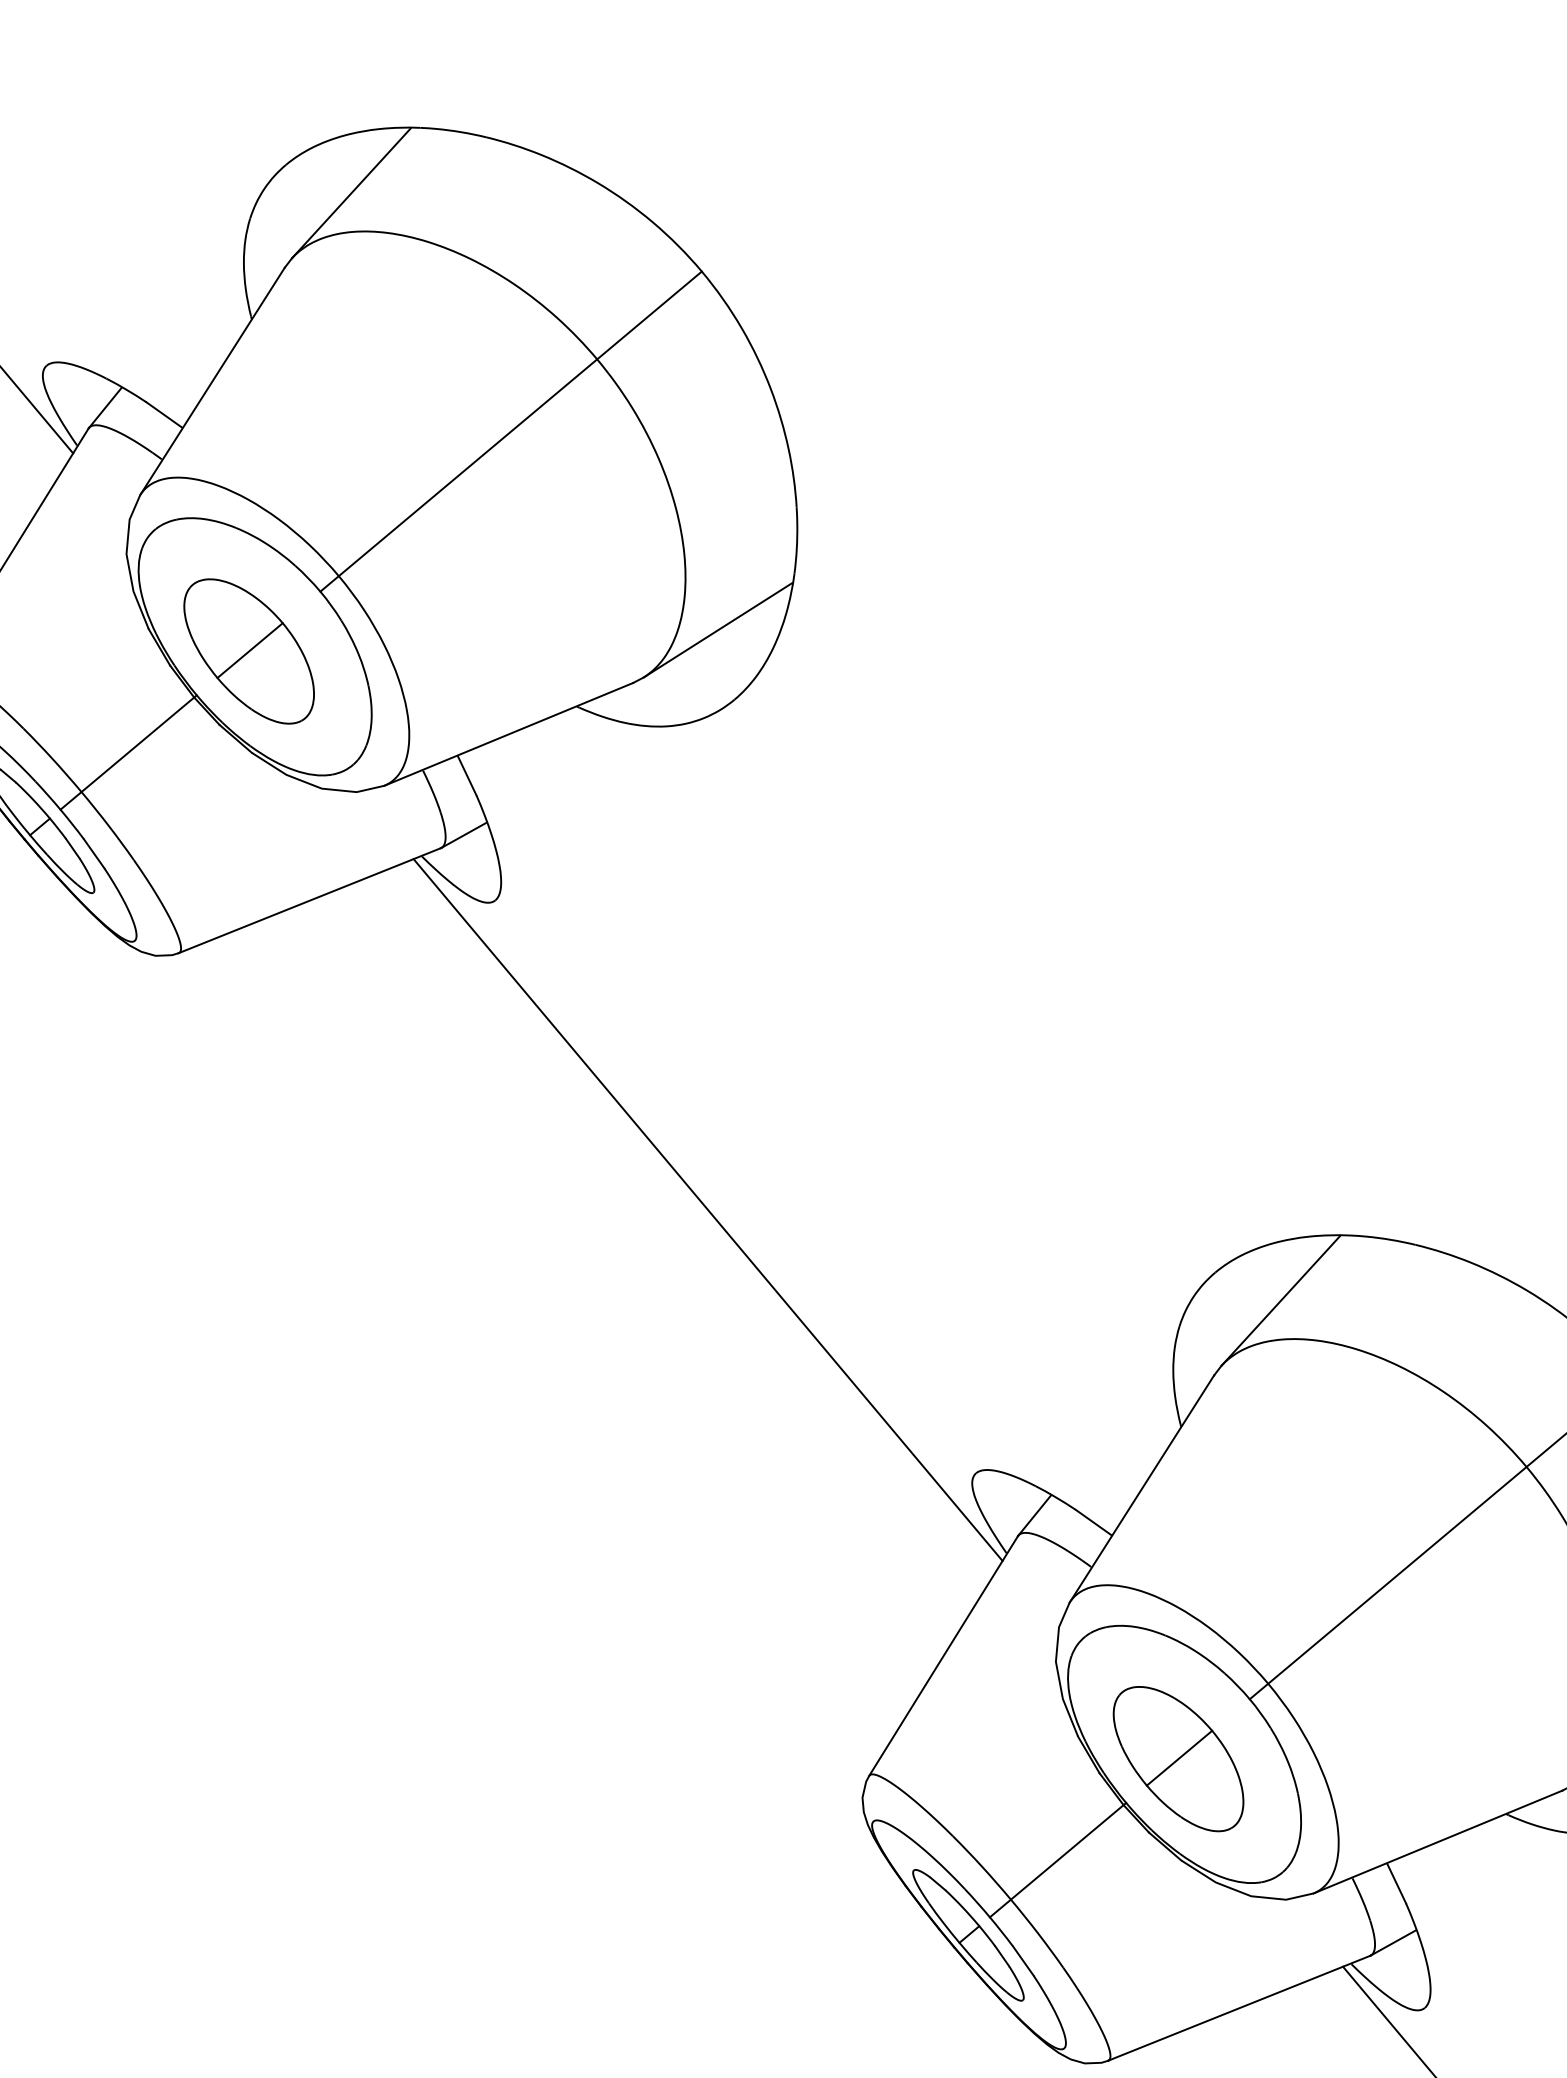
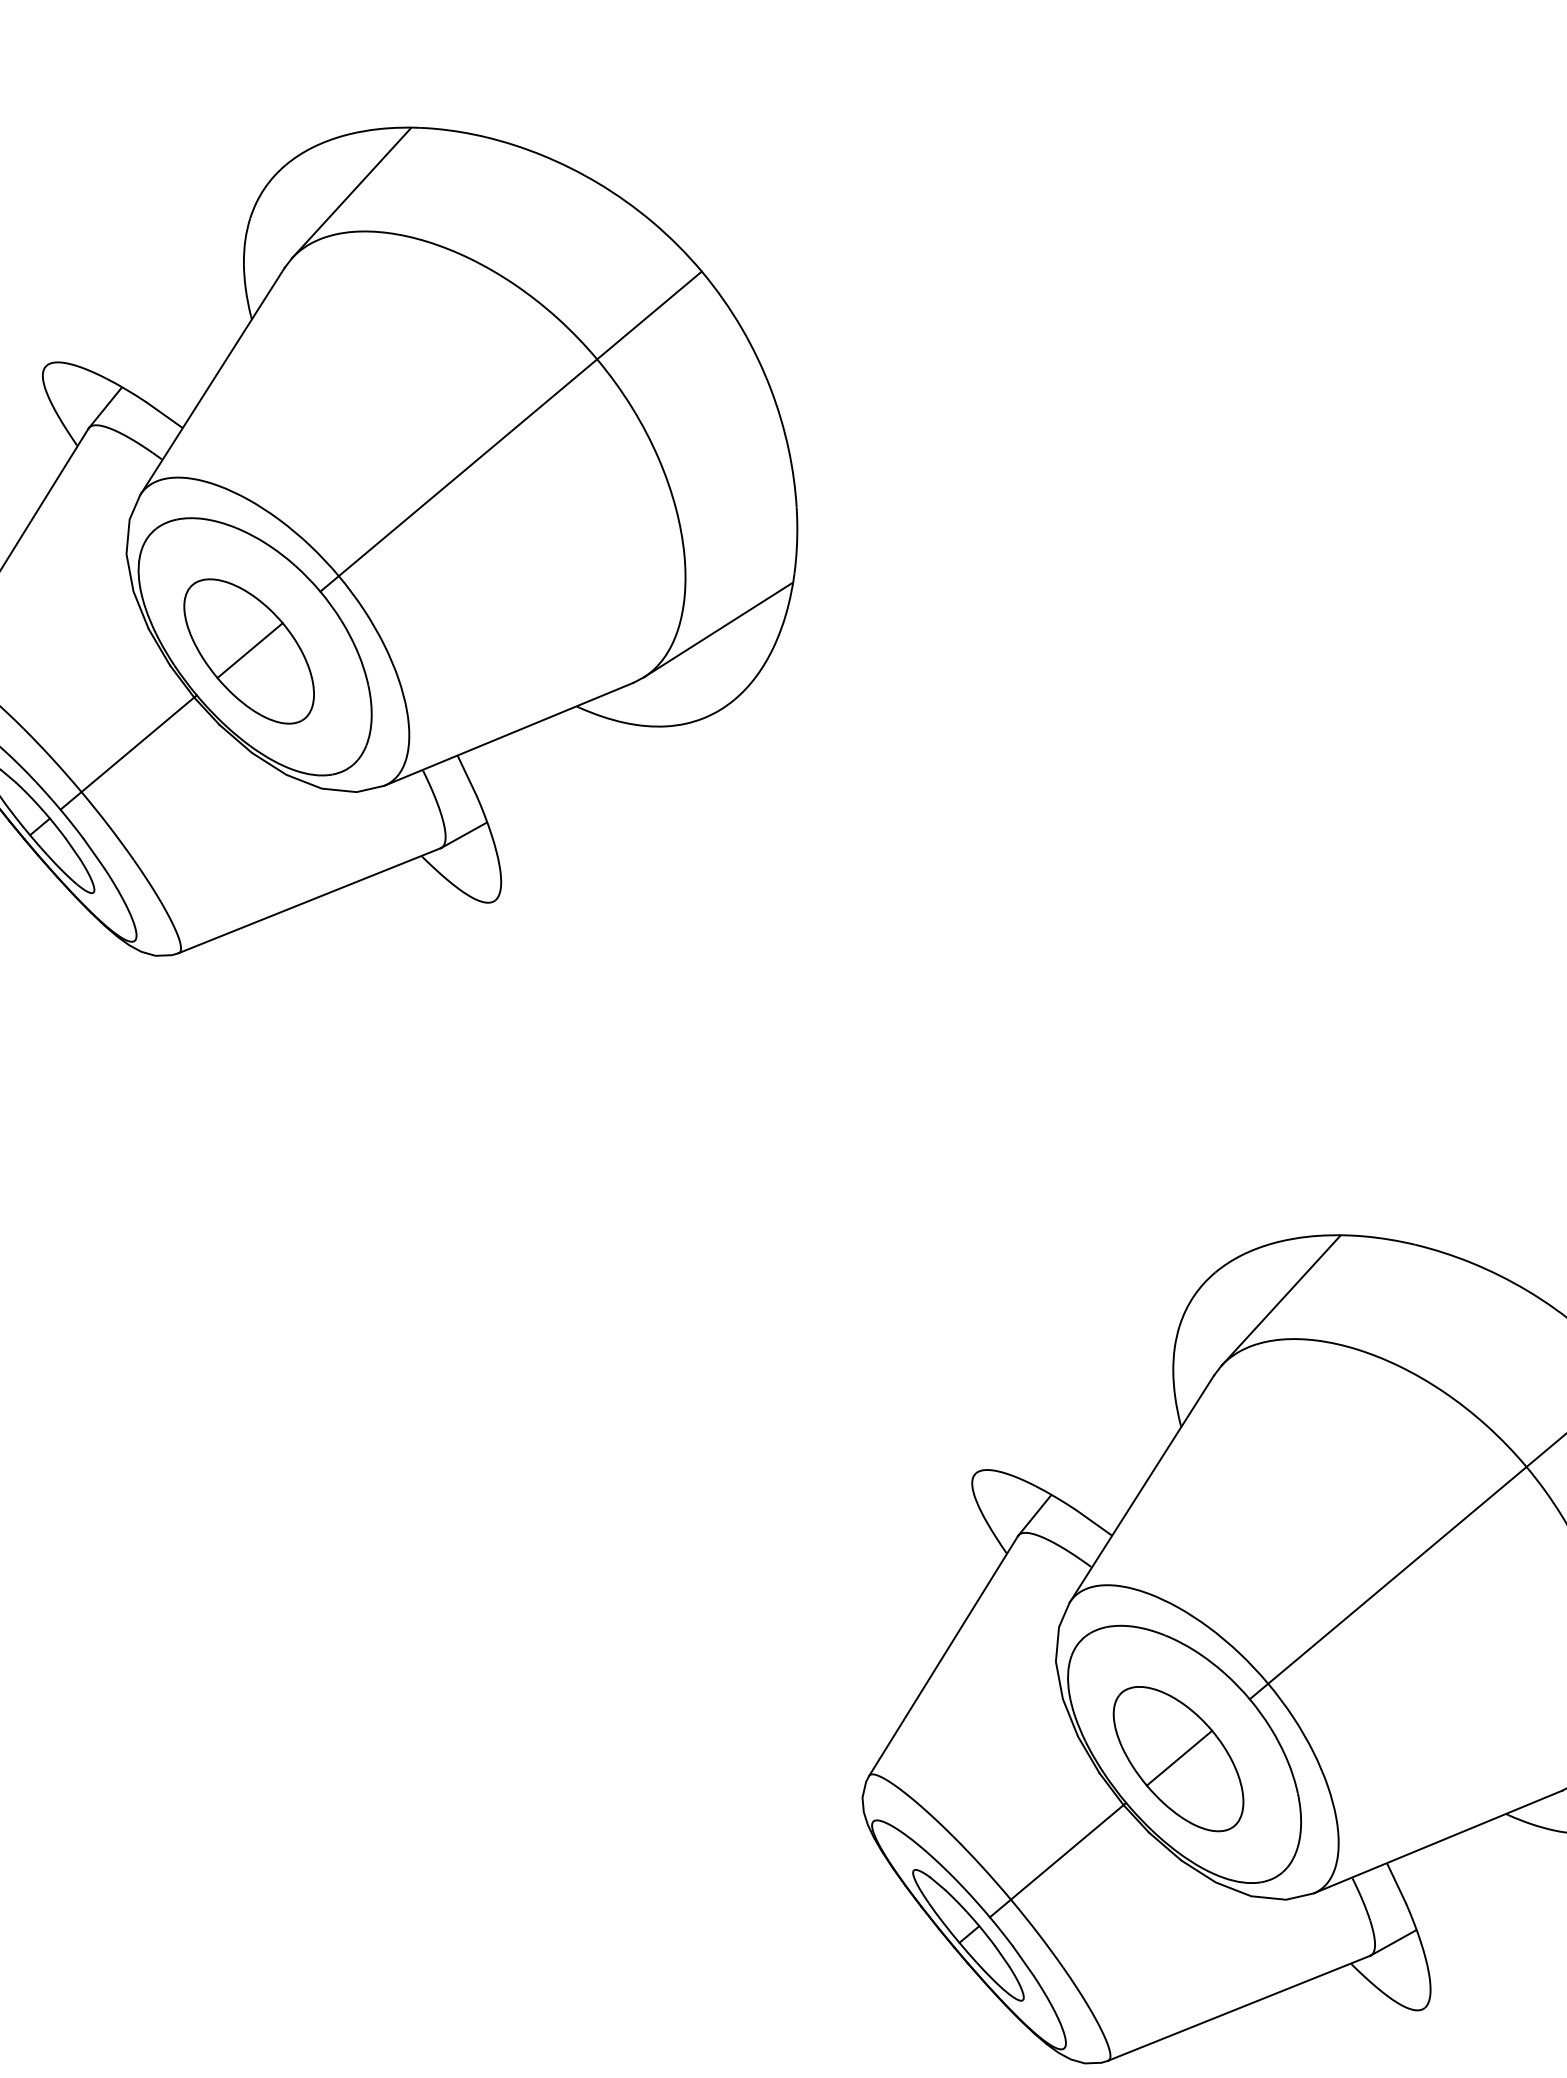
line: present -> none (37, 411)
line: present -> none (707, 1209)
line: present -> none (1388, 2020)
